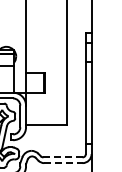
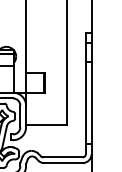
line: dashed -> solid (63, 157)
line: dashed -> solid (63, 163)
